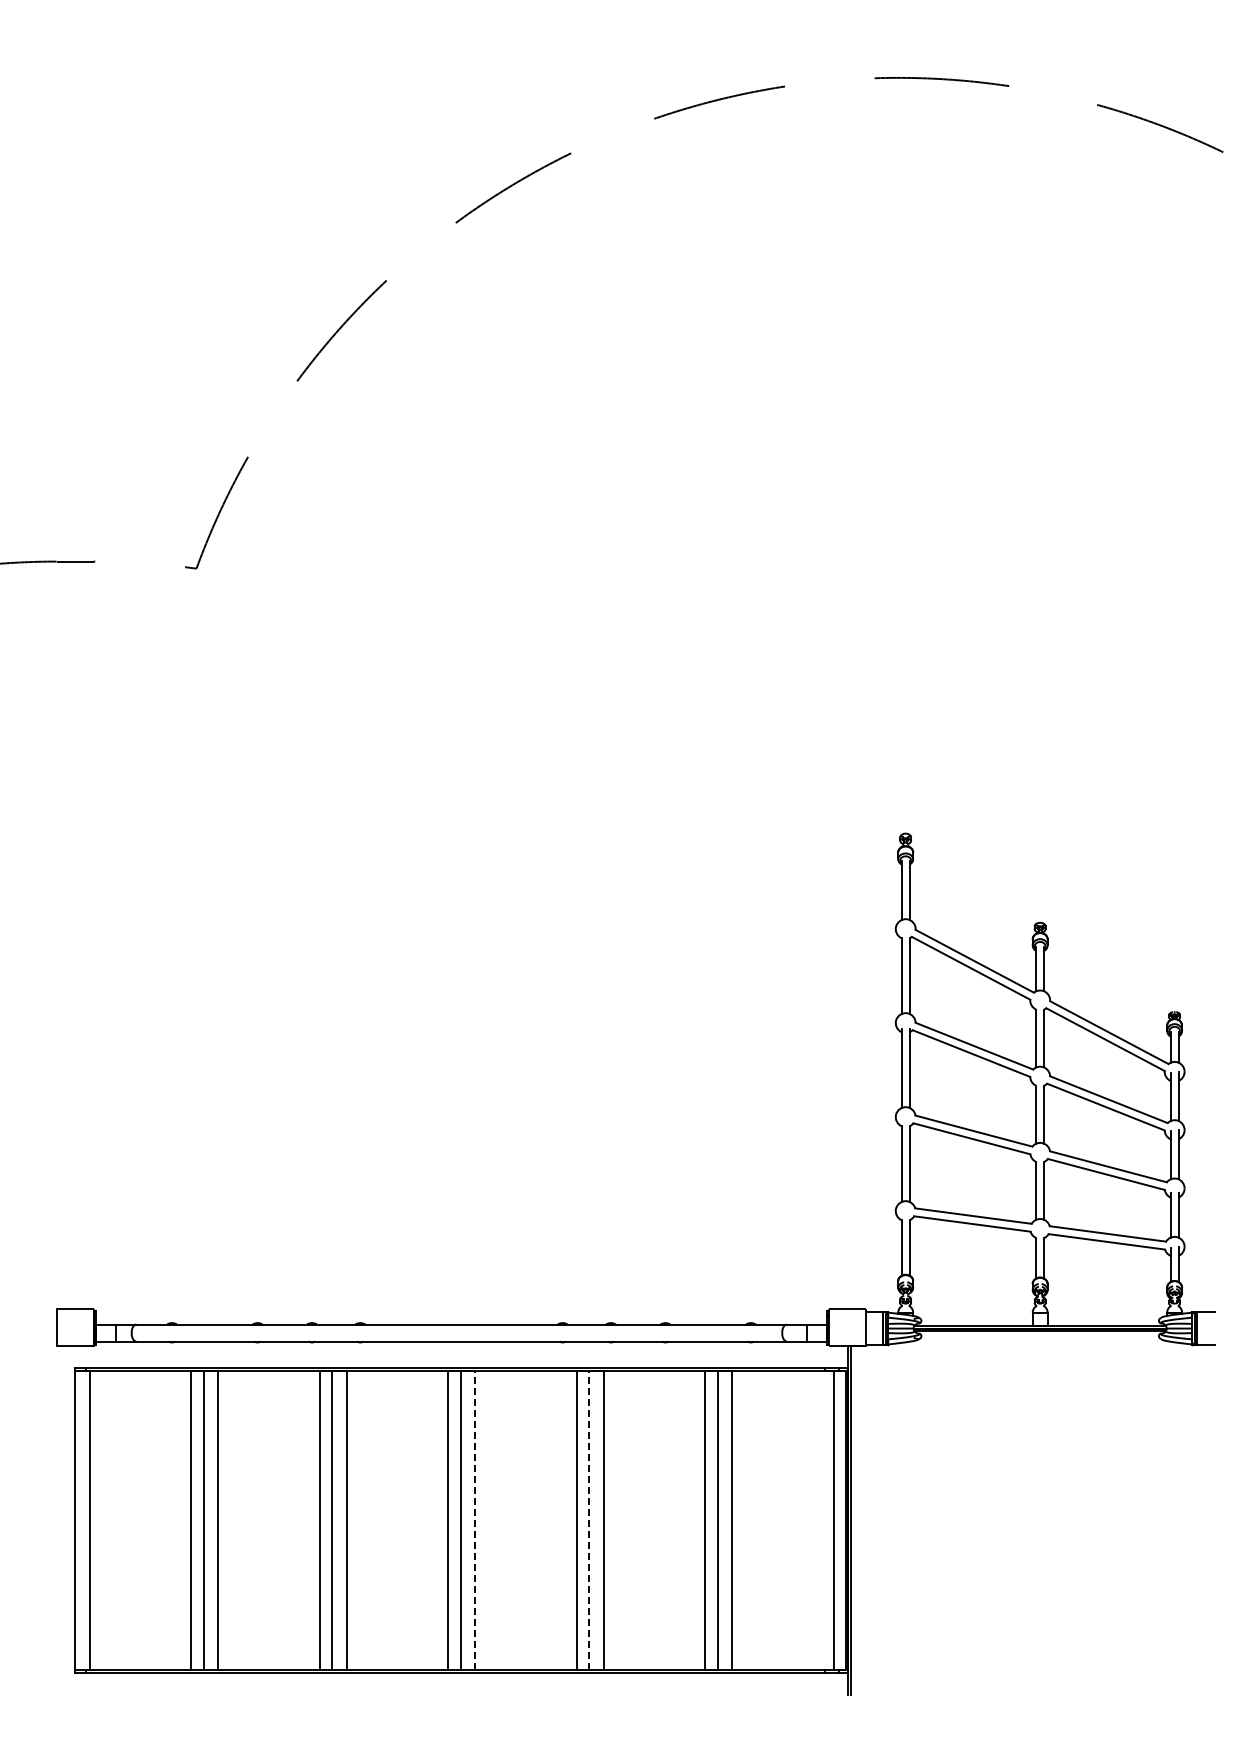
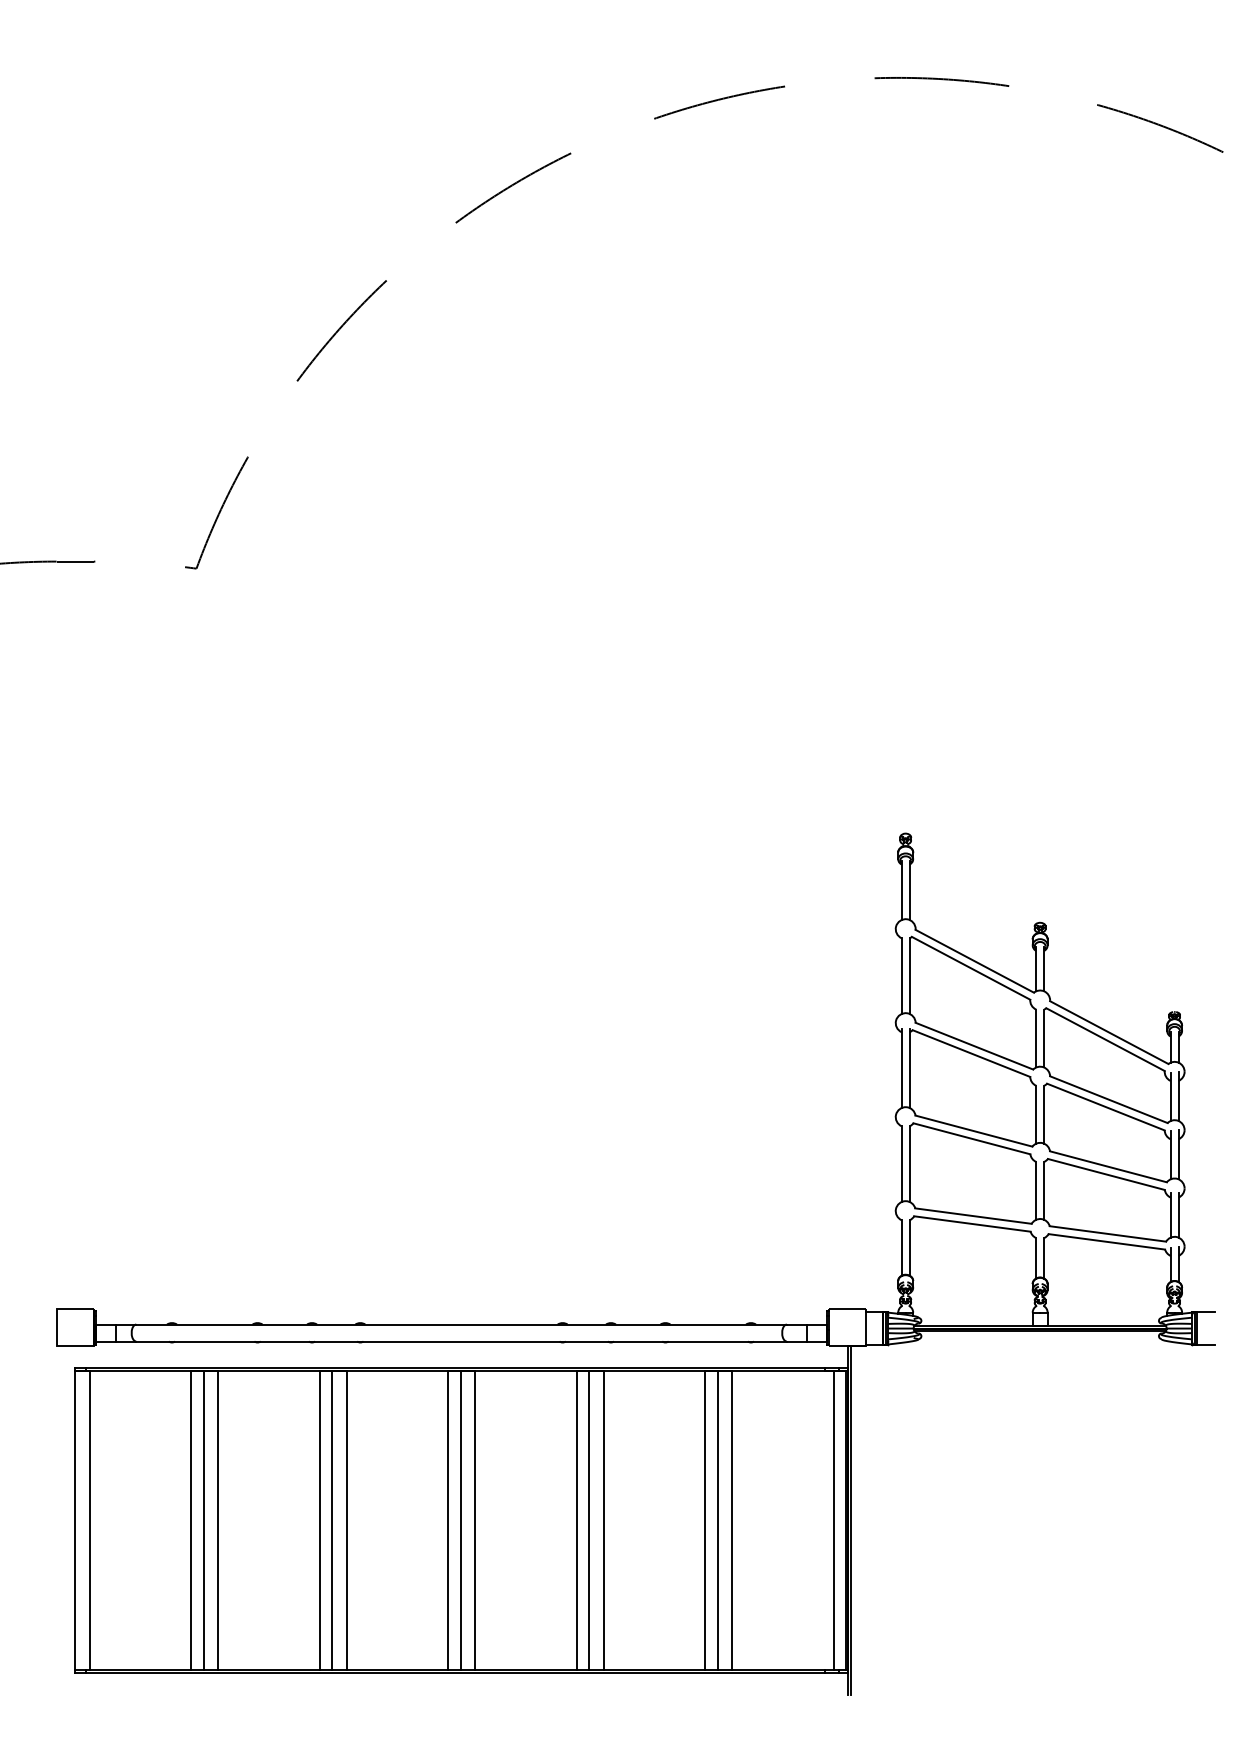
line: dashed -> solid (475, 1519)
line: dashed -> solid (589, 1519)
